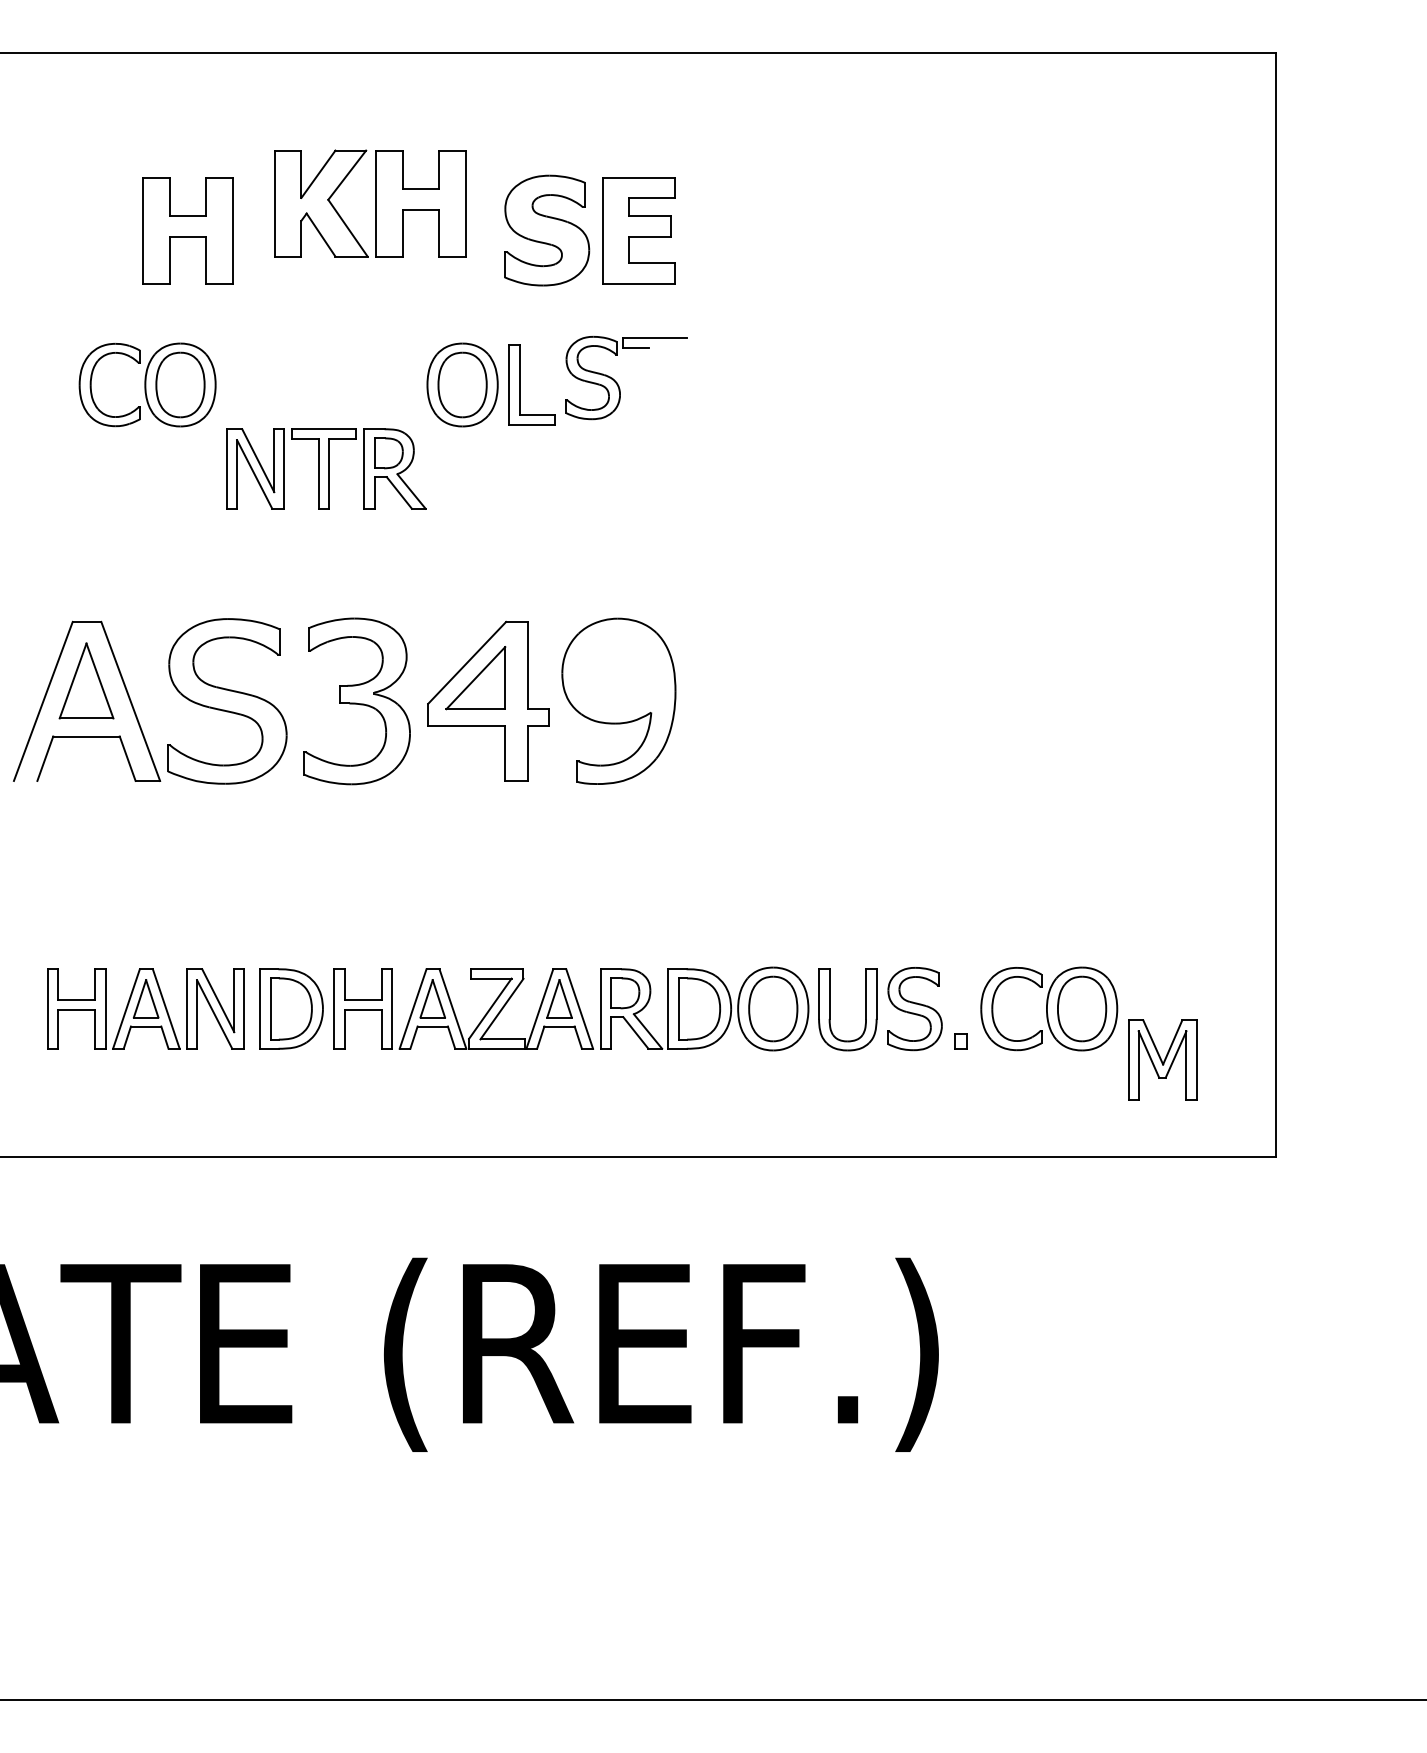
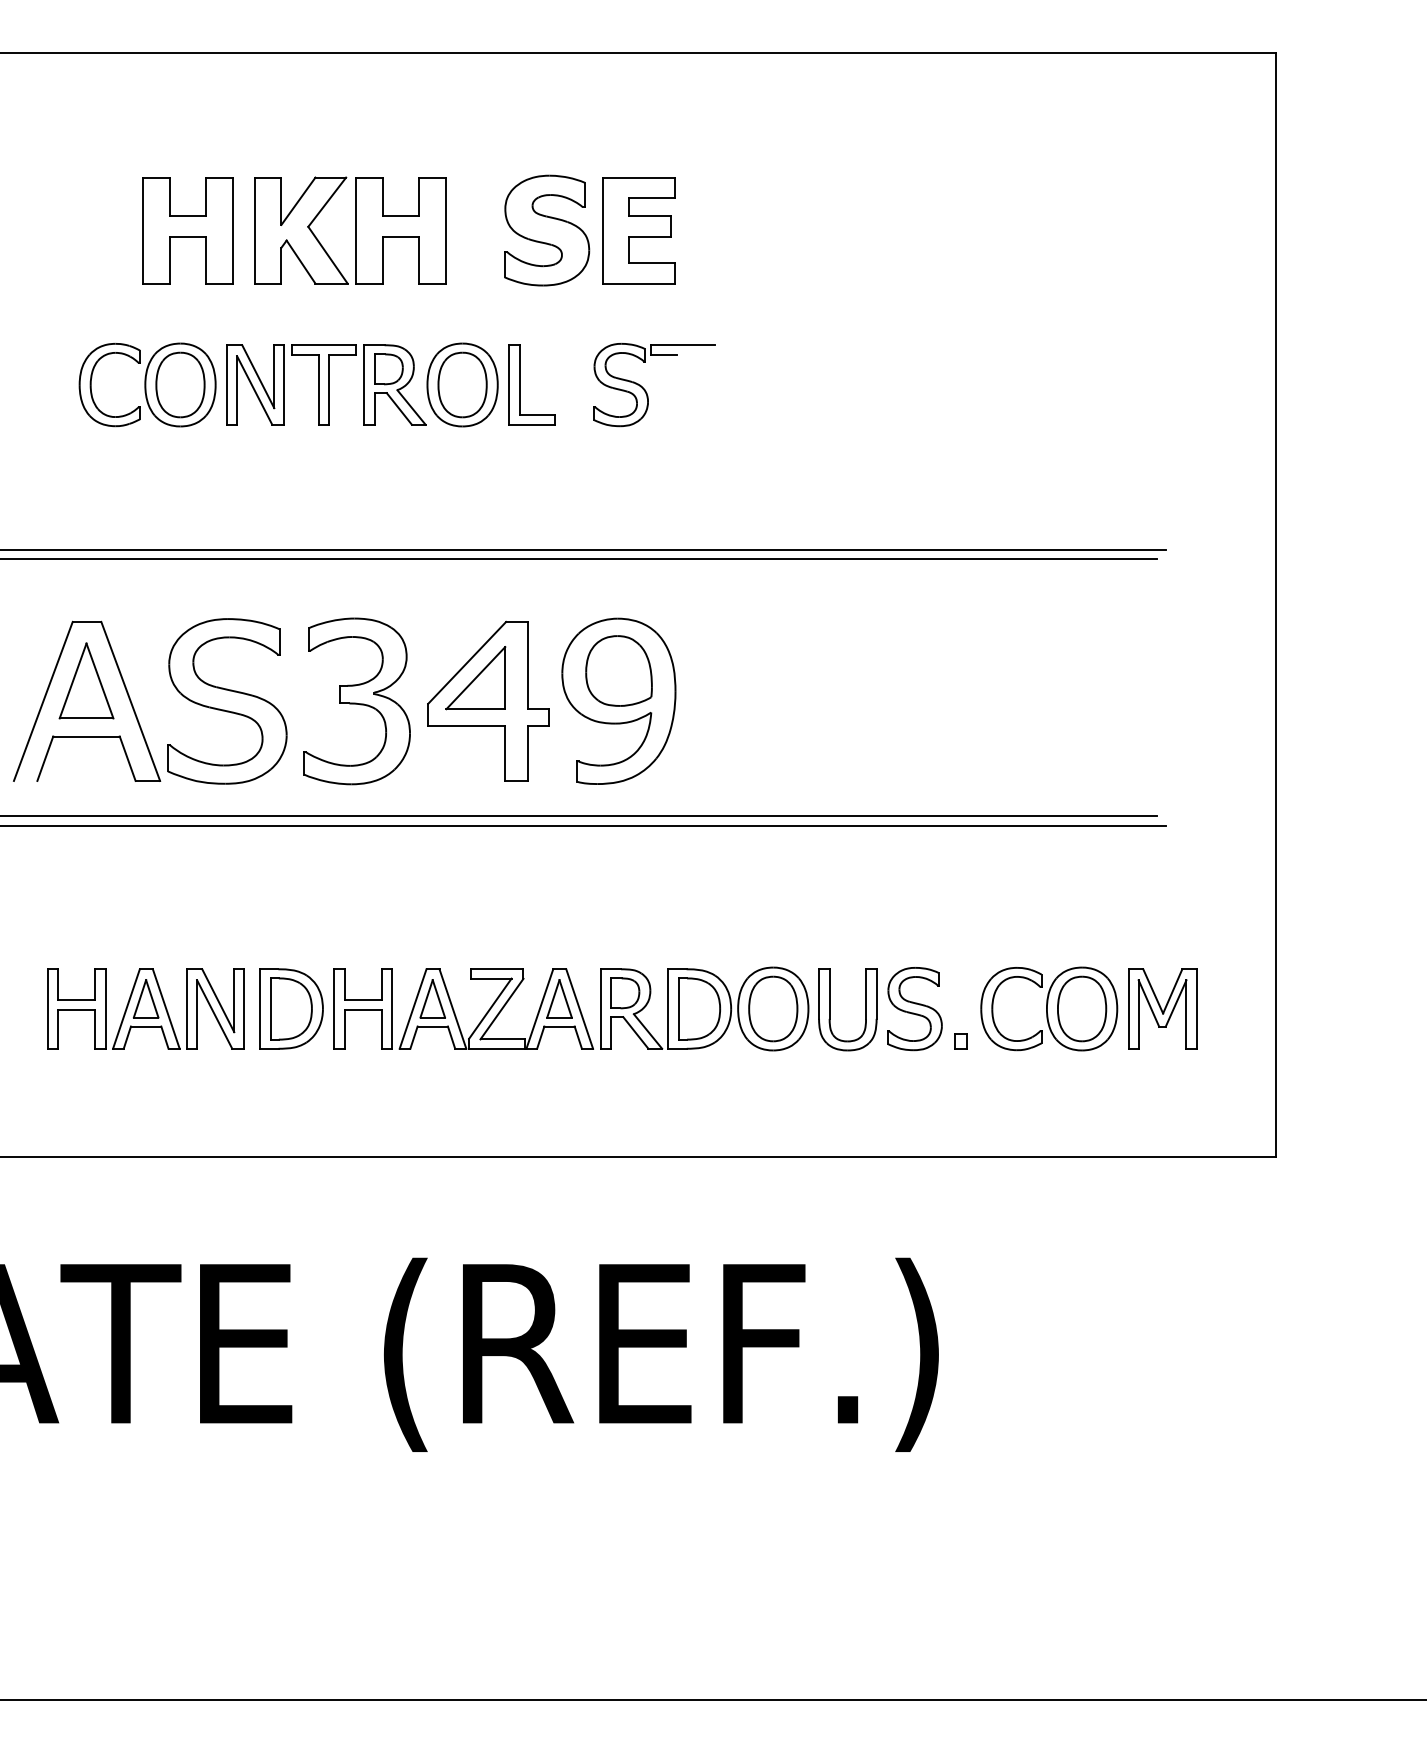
part position: (370, 203) -> (350, 230) (350, 230)
part position: (617, 382) -> (645, 389) (645, 389)
part position: (326, 468) -> (326, 384) (326, 384)
line: none -> present (583, 549)
line: none -> present (579, 558)
part: none -> present (618, 670)
line: none -> present (579, 816)
line: none -> present (583, 825)
part position: (1162, 1059) -> (1162, 1008) (1162, 1008)
